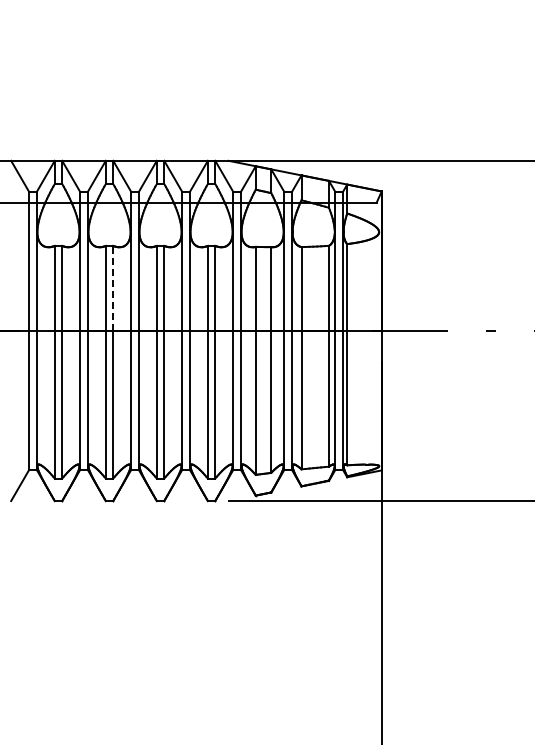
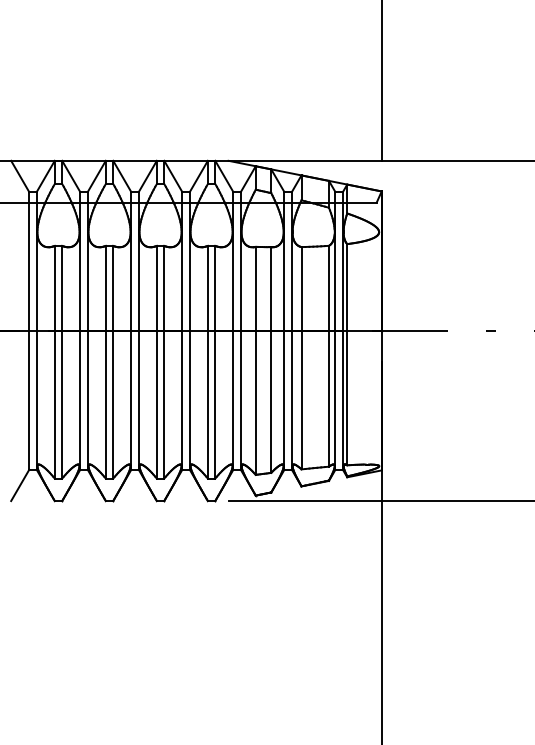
line: none -> present (381, 81)
line: dashed -> solid (113, 288)
